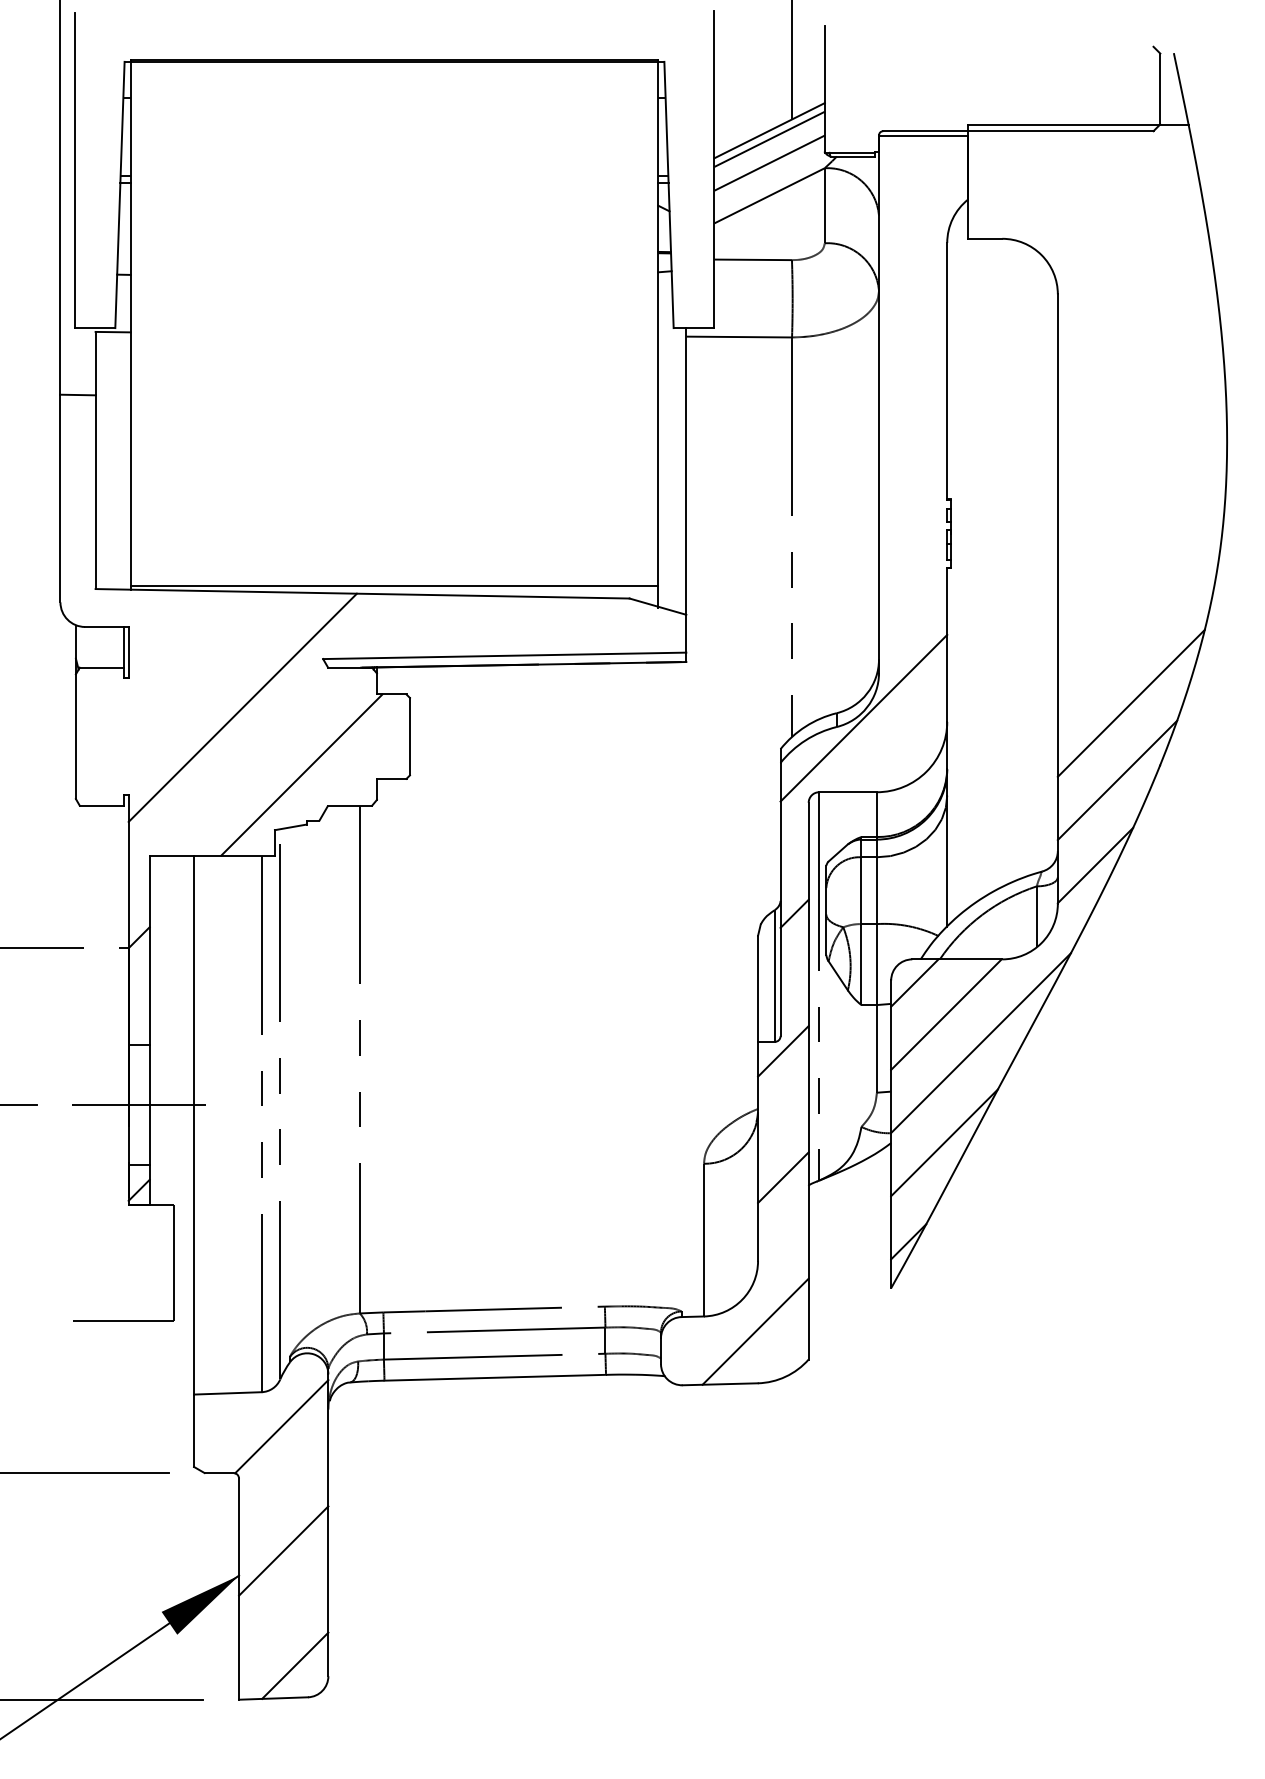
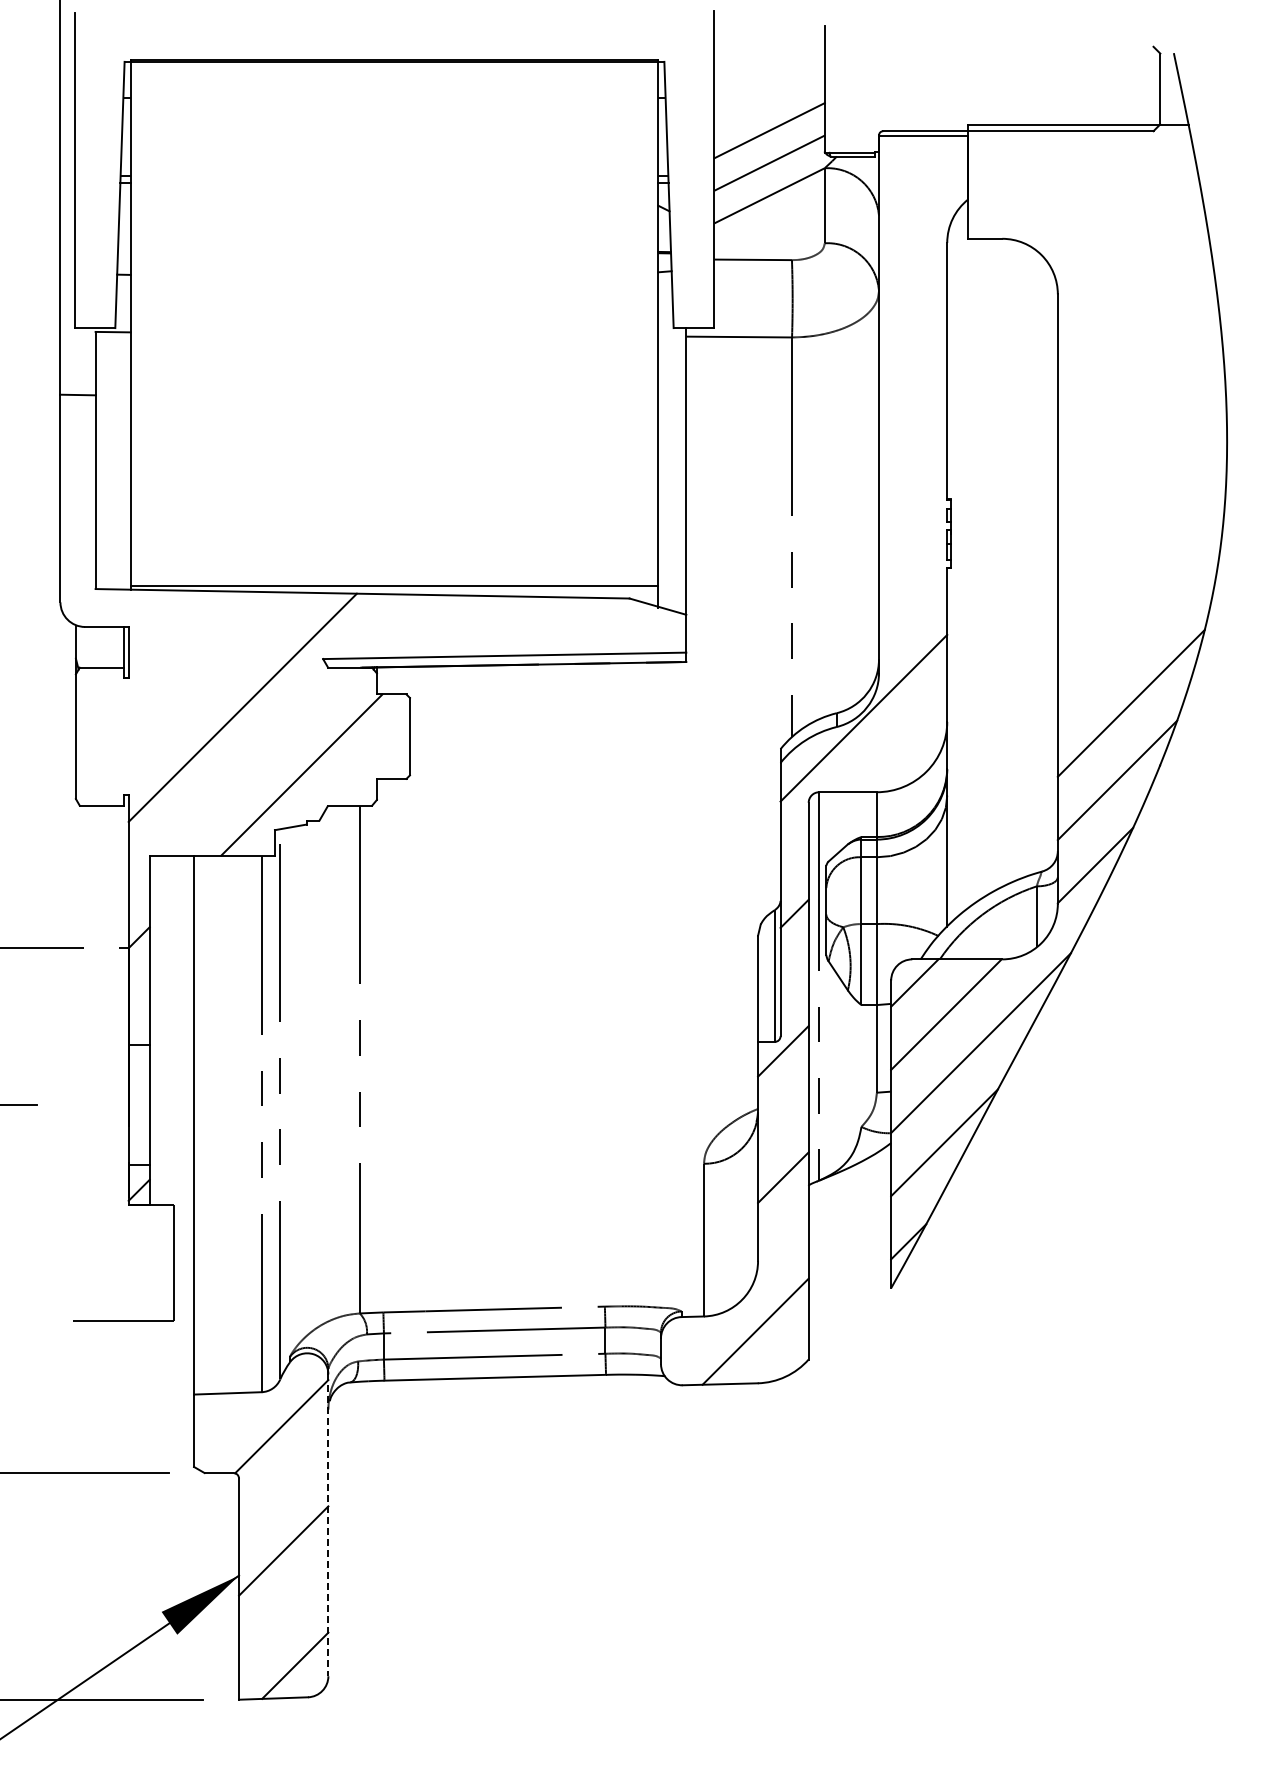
line: present -> none (792, 60)
line: present -> none (769, 138)
line: present -> none (139, 1104)
line: solid -> dashed (328, 1525)
